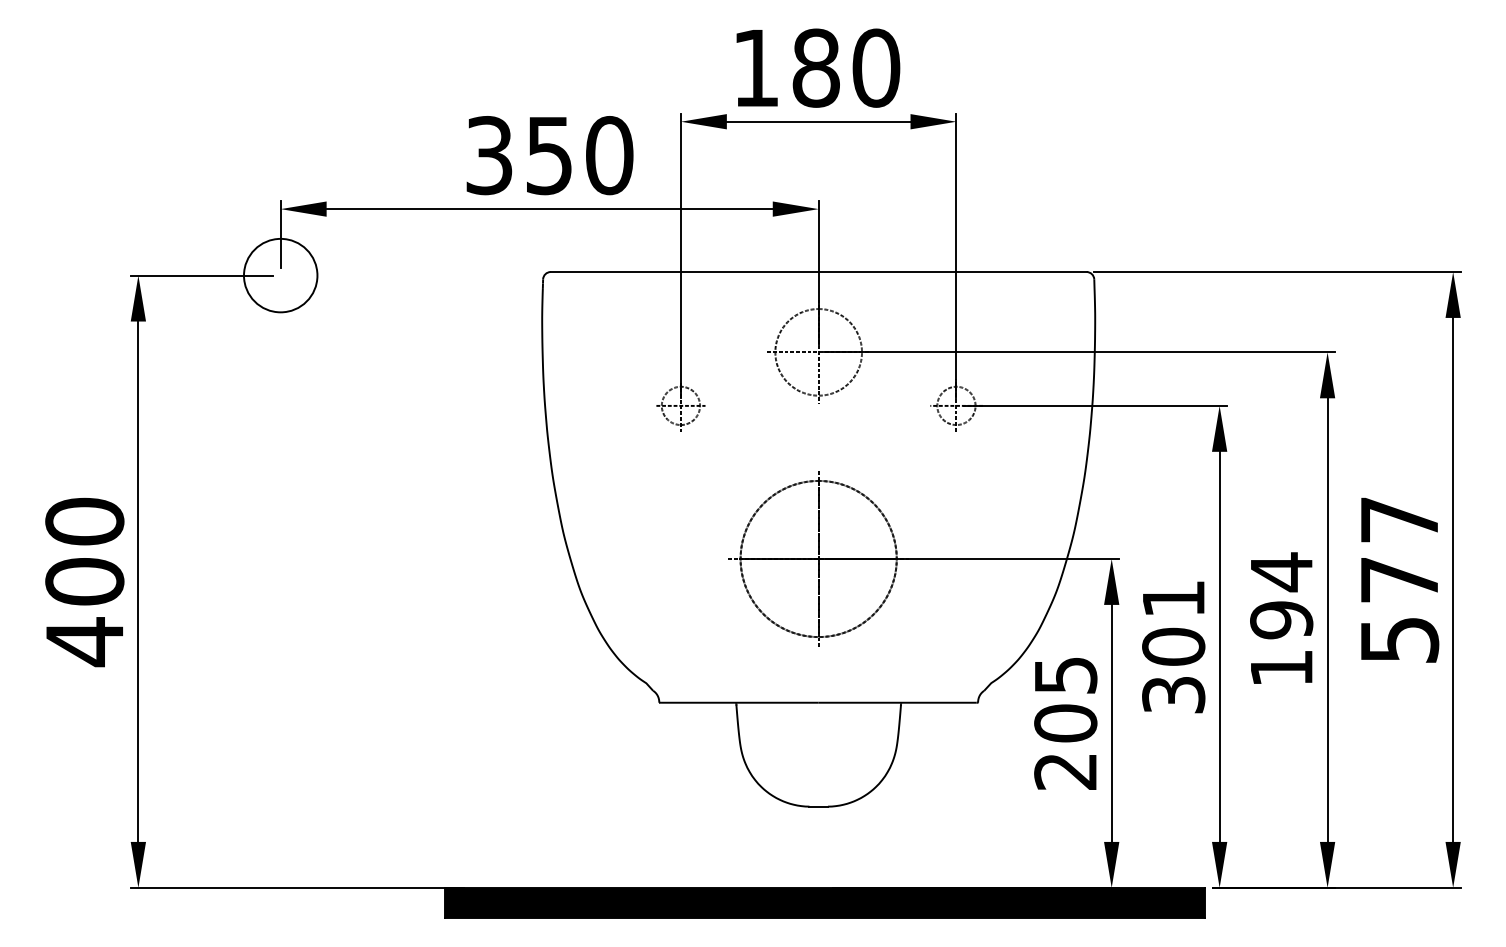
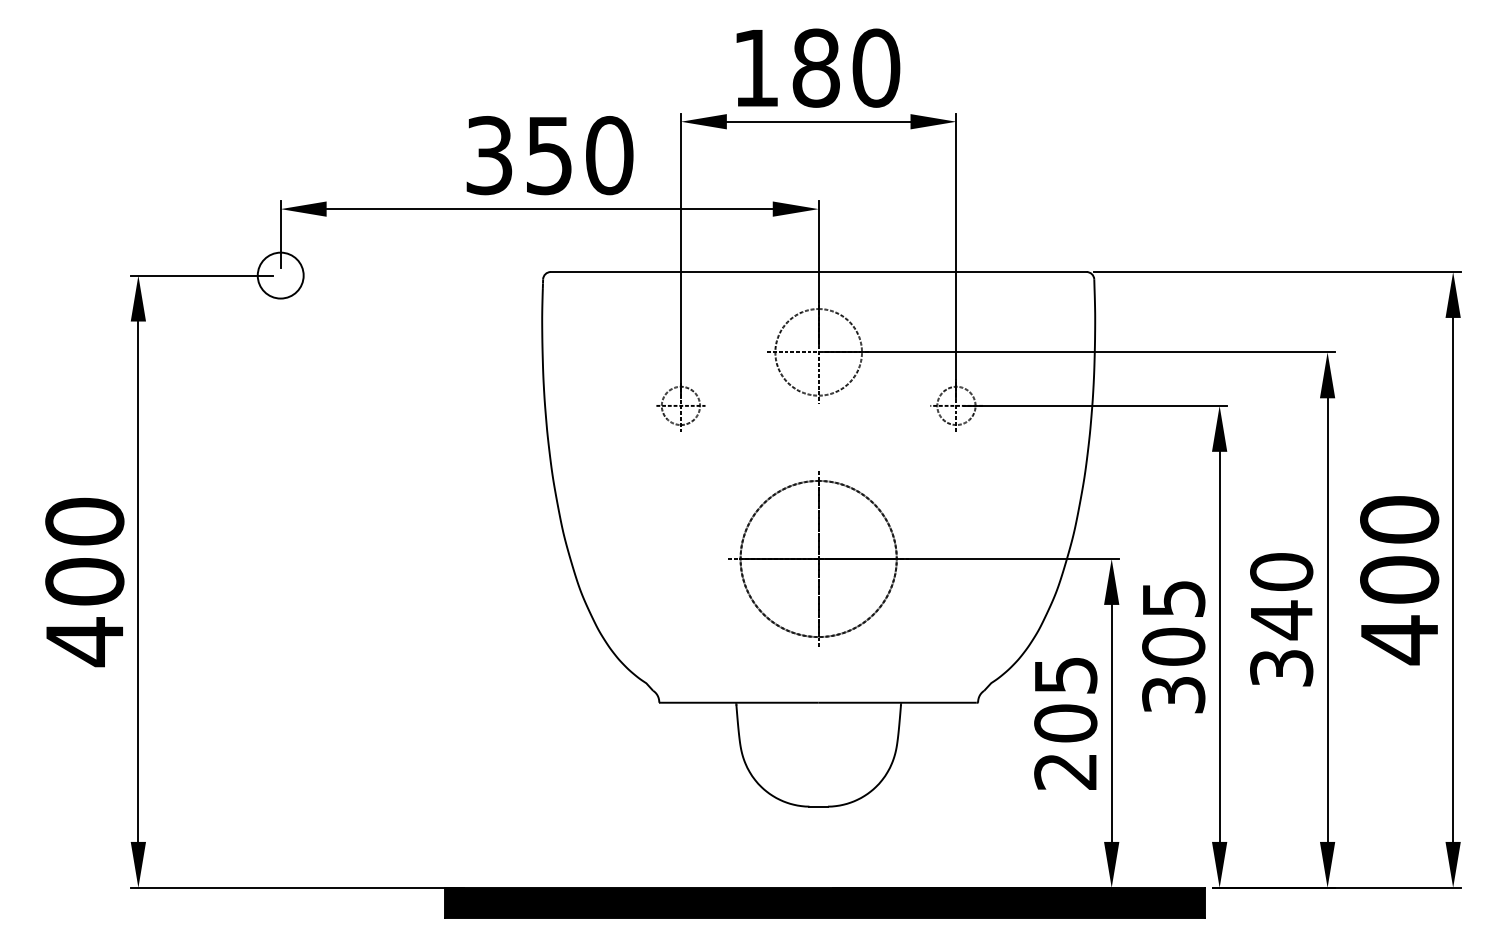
circle diameter: 73 px -> 46 px (280, 275)
text: 577 -> 400 (1399, 580)
text: 301 -> 305 (1174, 598)
text: 194 -> 340 (1281, 619)
